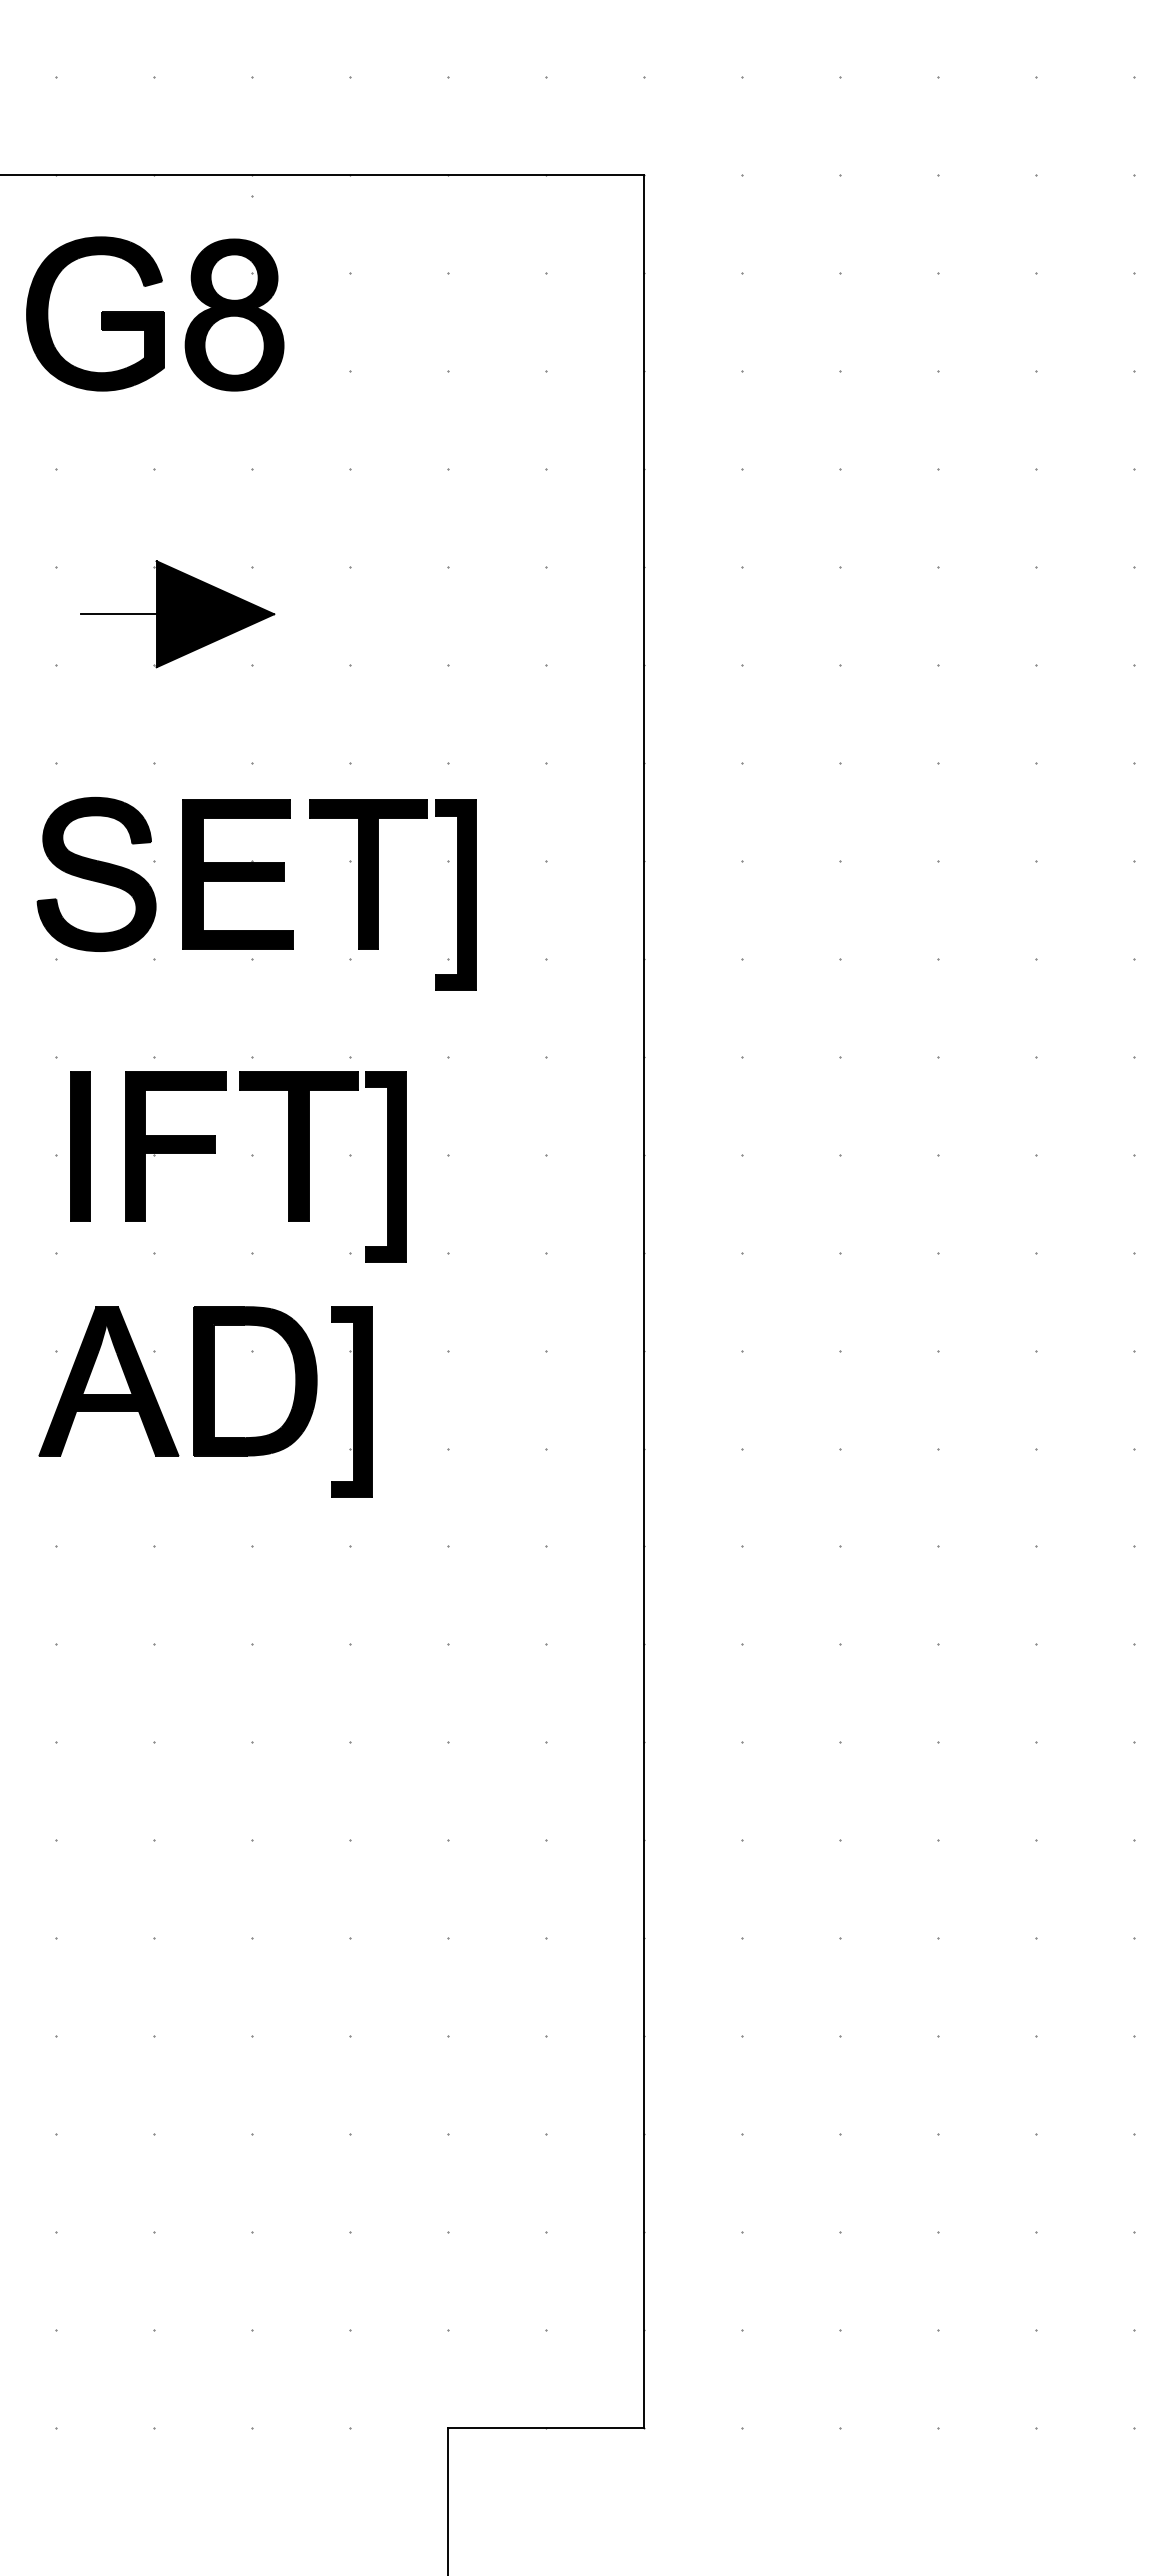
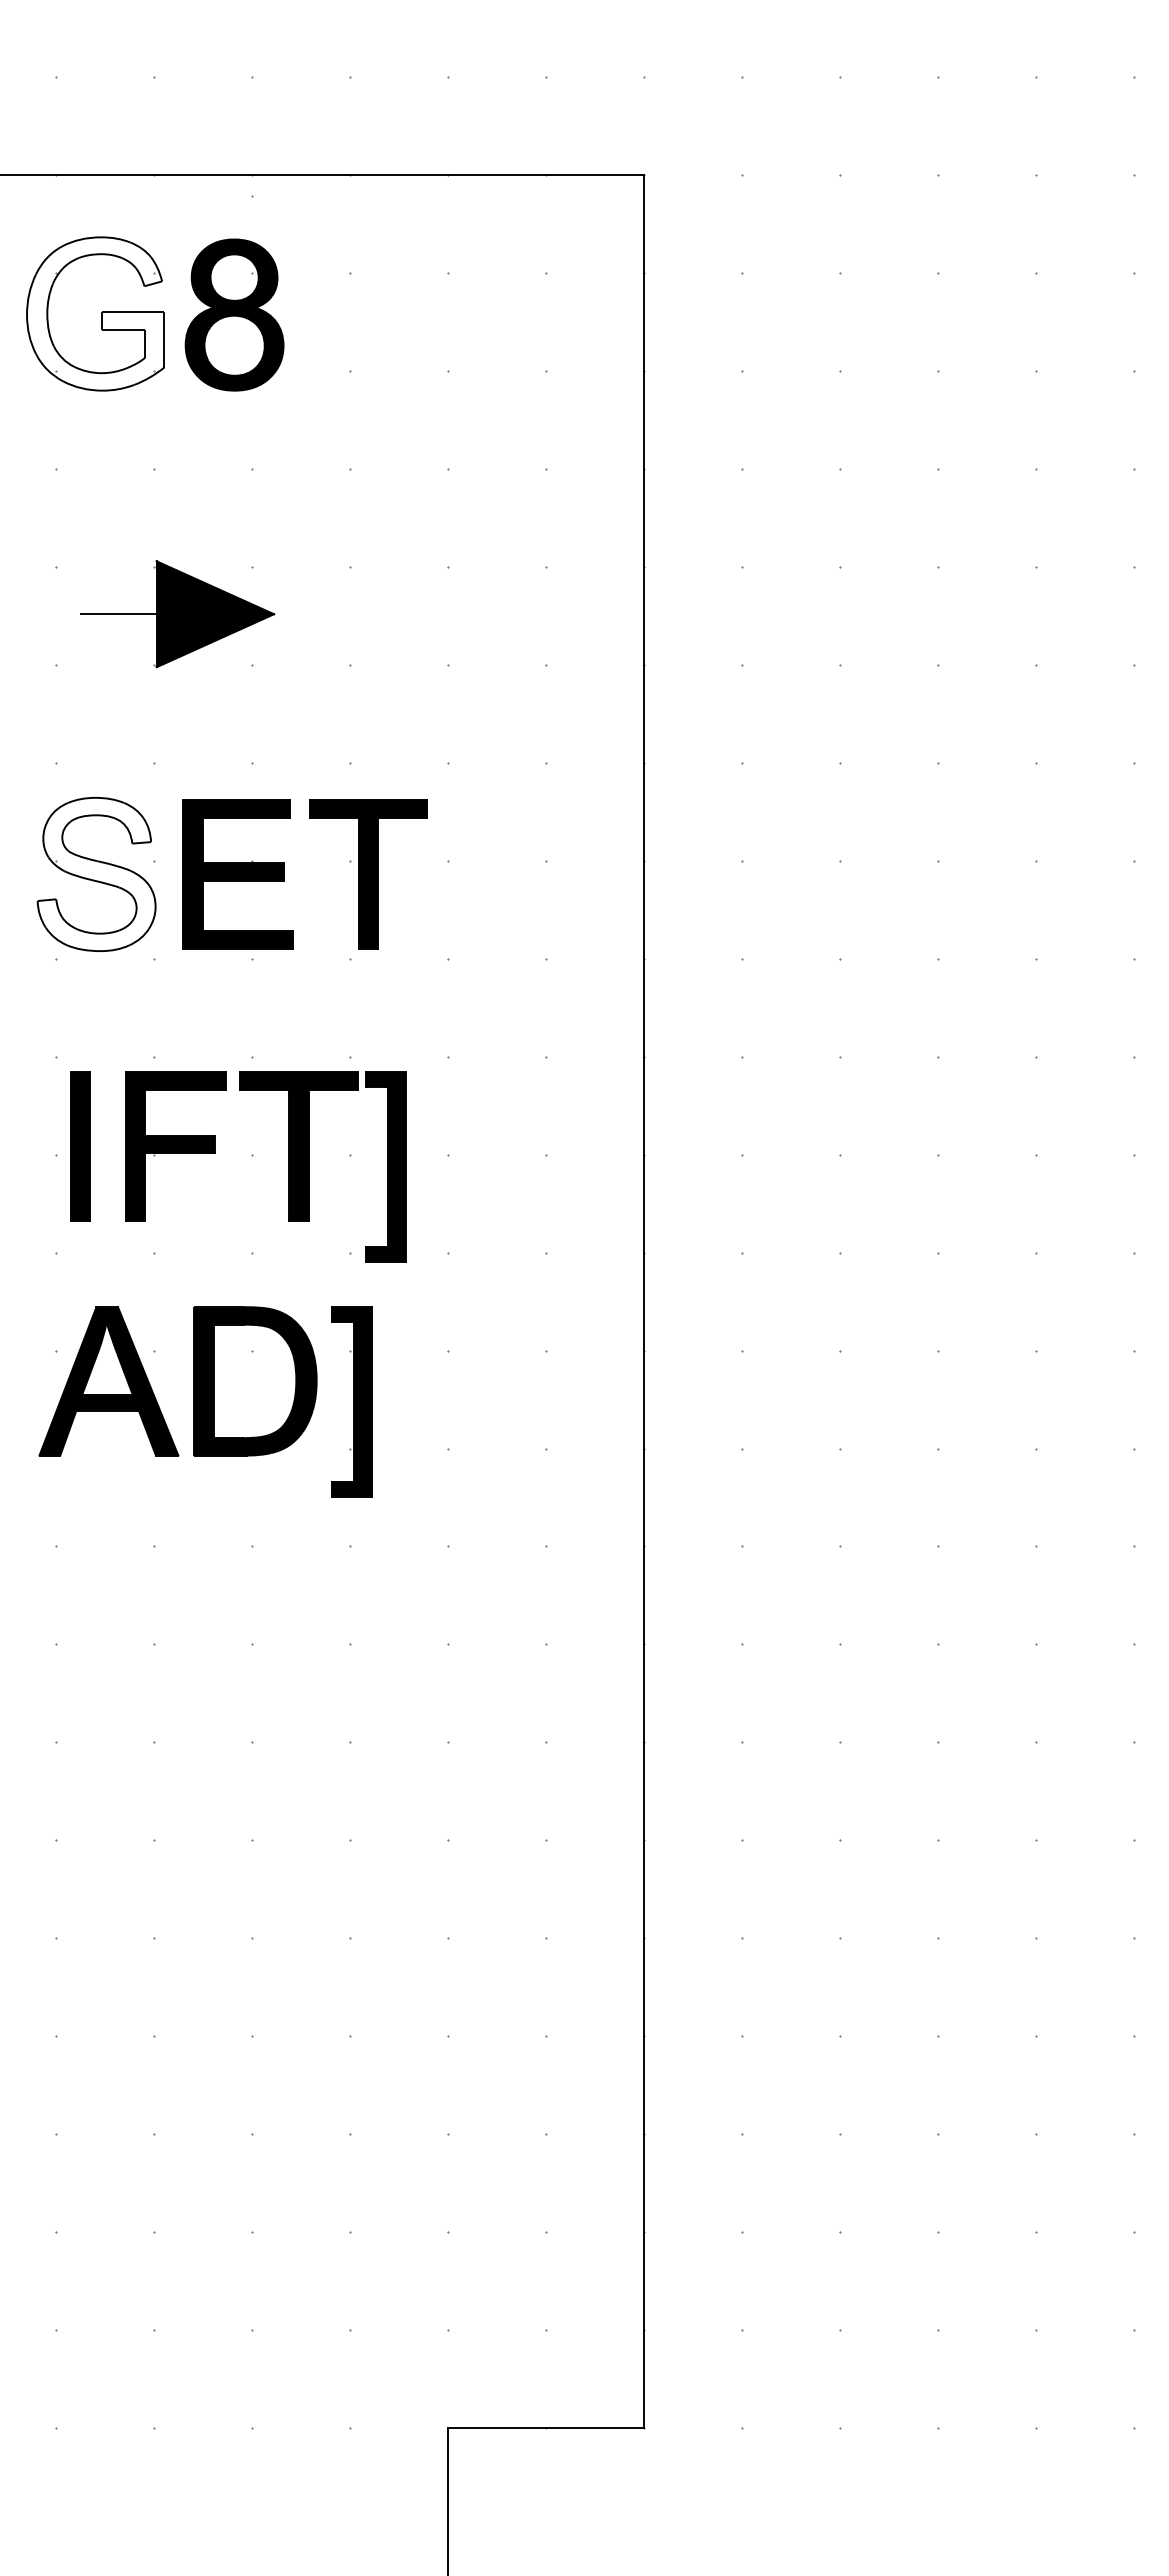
fill: present -> none (95, 313)
fill: present -> none (96, 874)
part: present -> none (455, 894)
